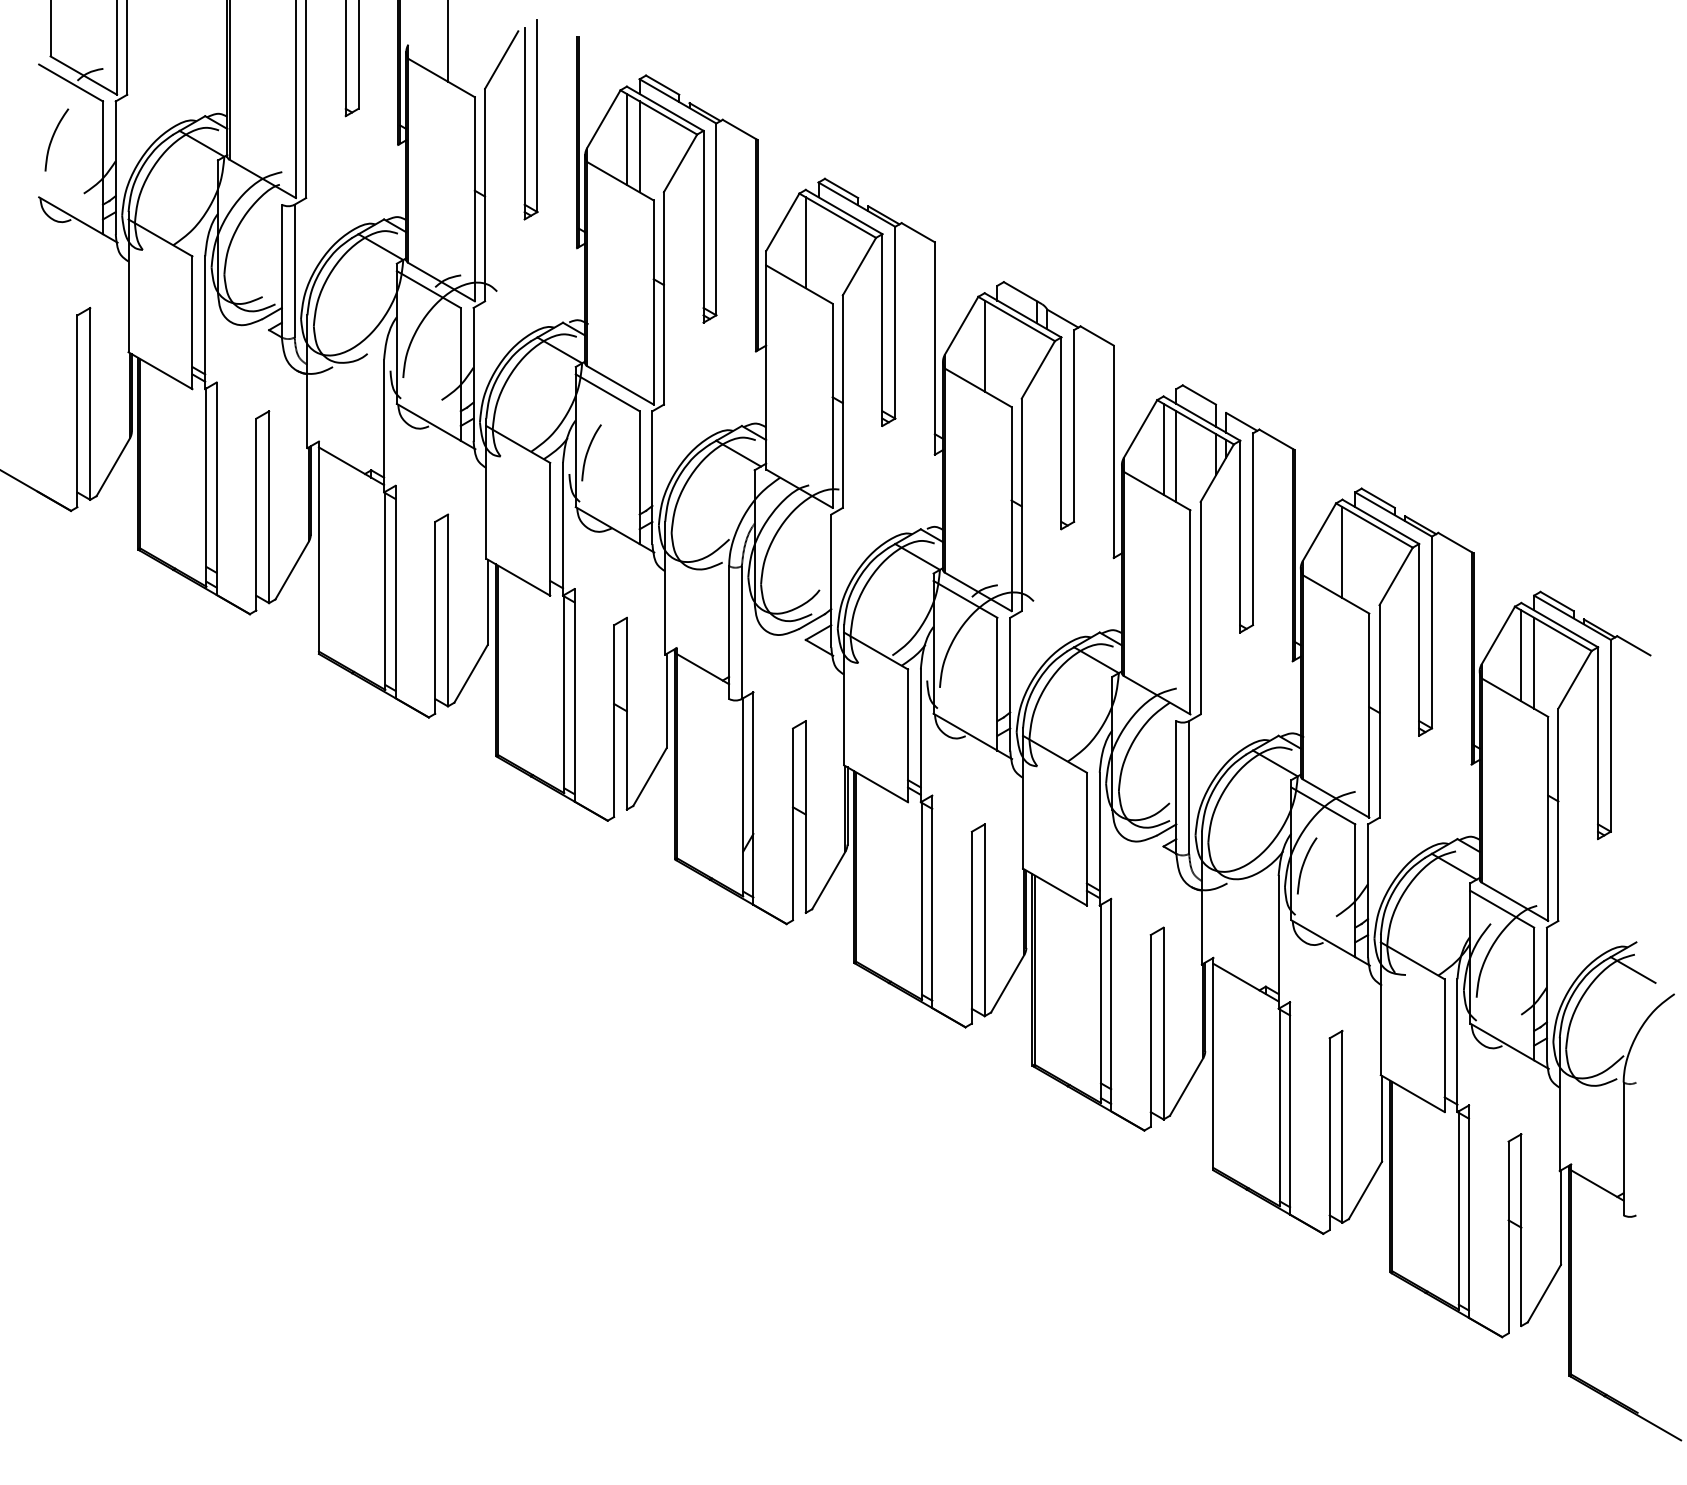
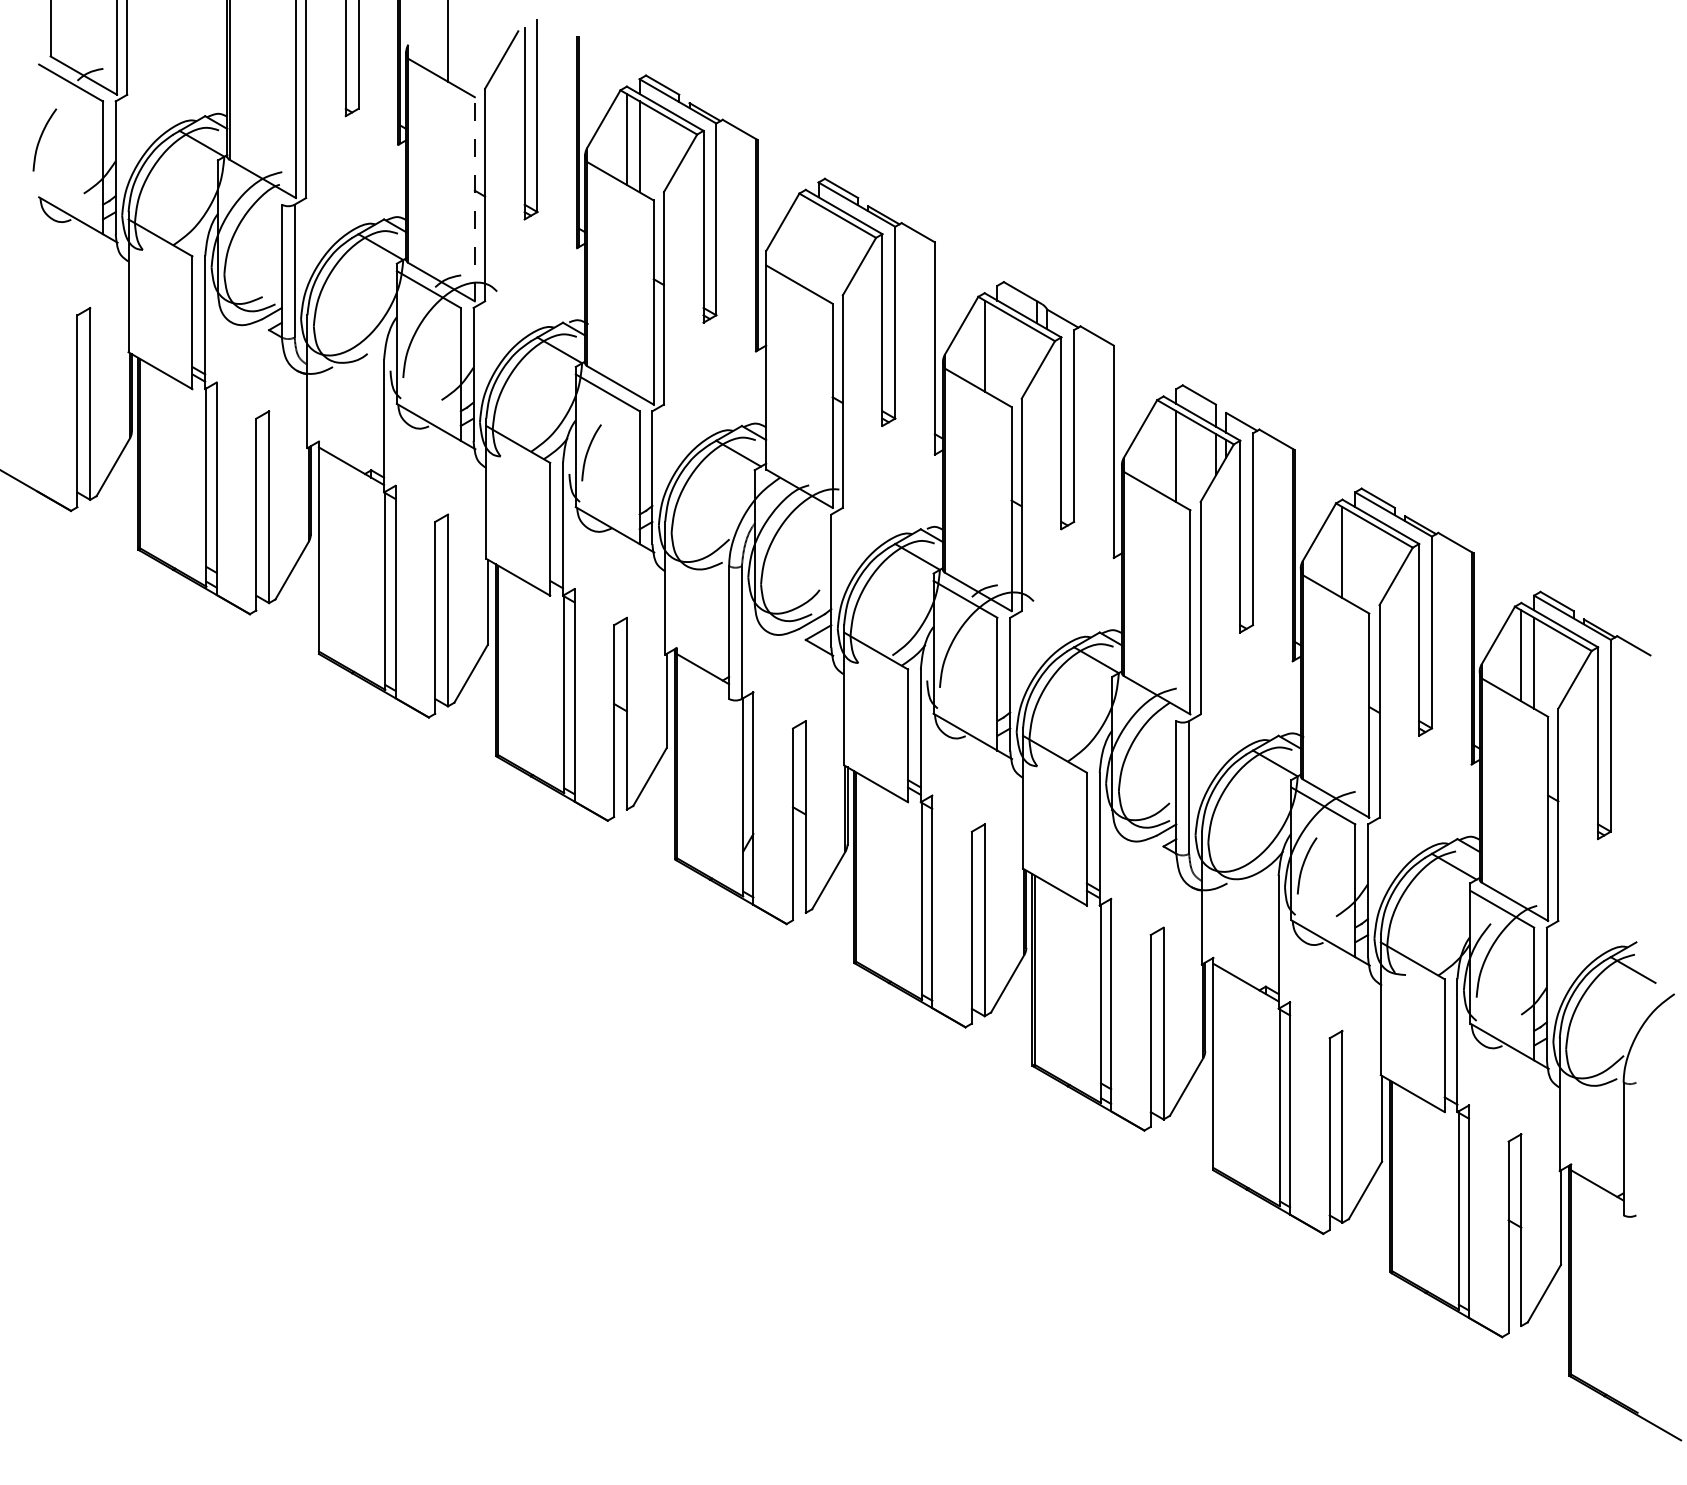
curve position: (53, 138) -> (41, 138) (41, 138)
line: solid -> dashed (474, 198)
line: present -> none (805, 242)
line: present -> none (1163, 448)
